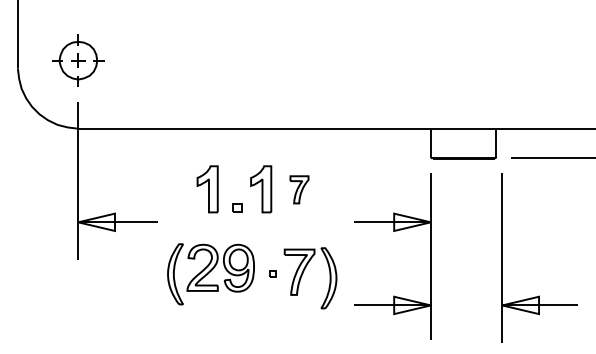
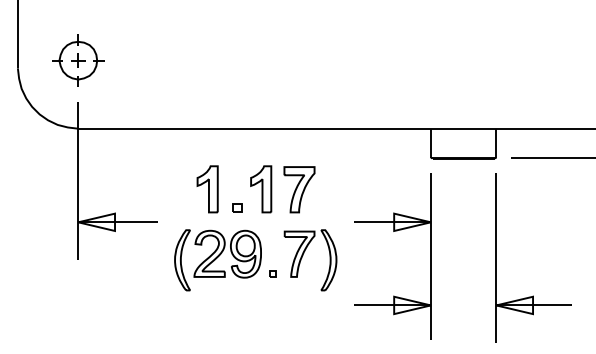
part size: 21x30 px -> 33x48 px (299, 189)
part position: (502, 257) -> (496, 257) (496, 257)
part position: (210, 274) -> (217, 260) (217, 260)
part position: (302, 276) -> (302, 258) (302, 258)
